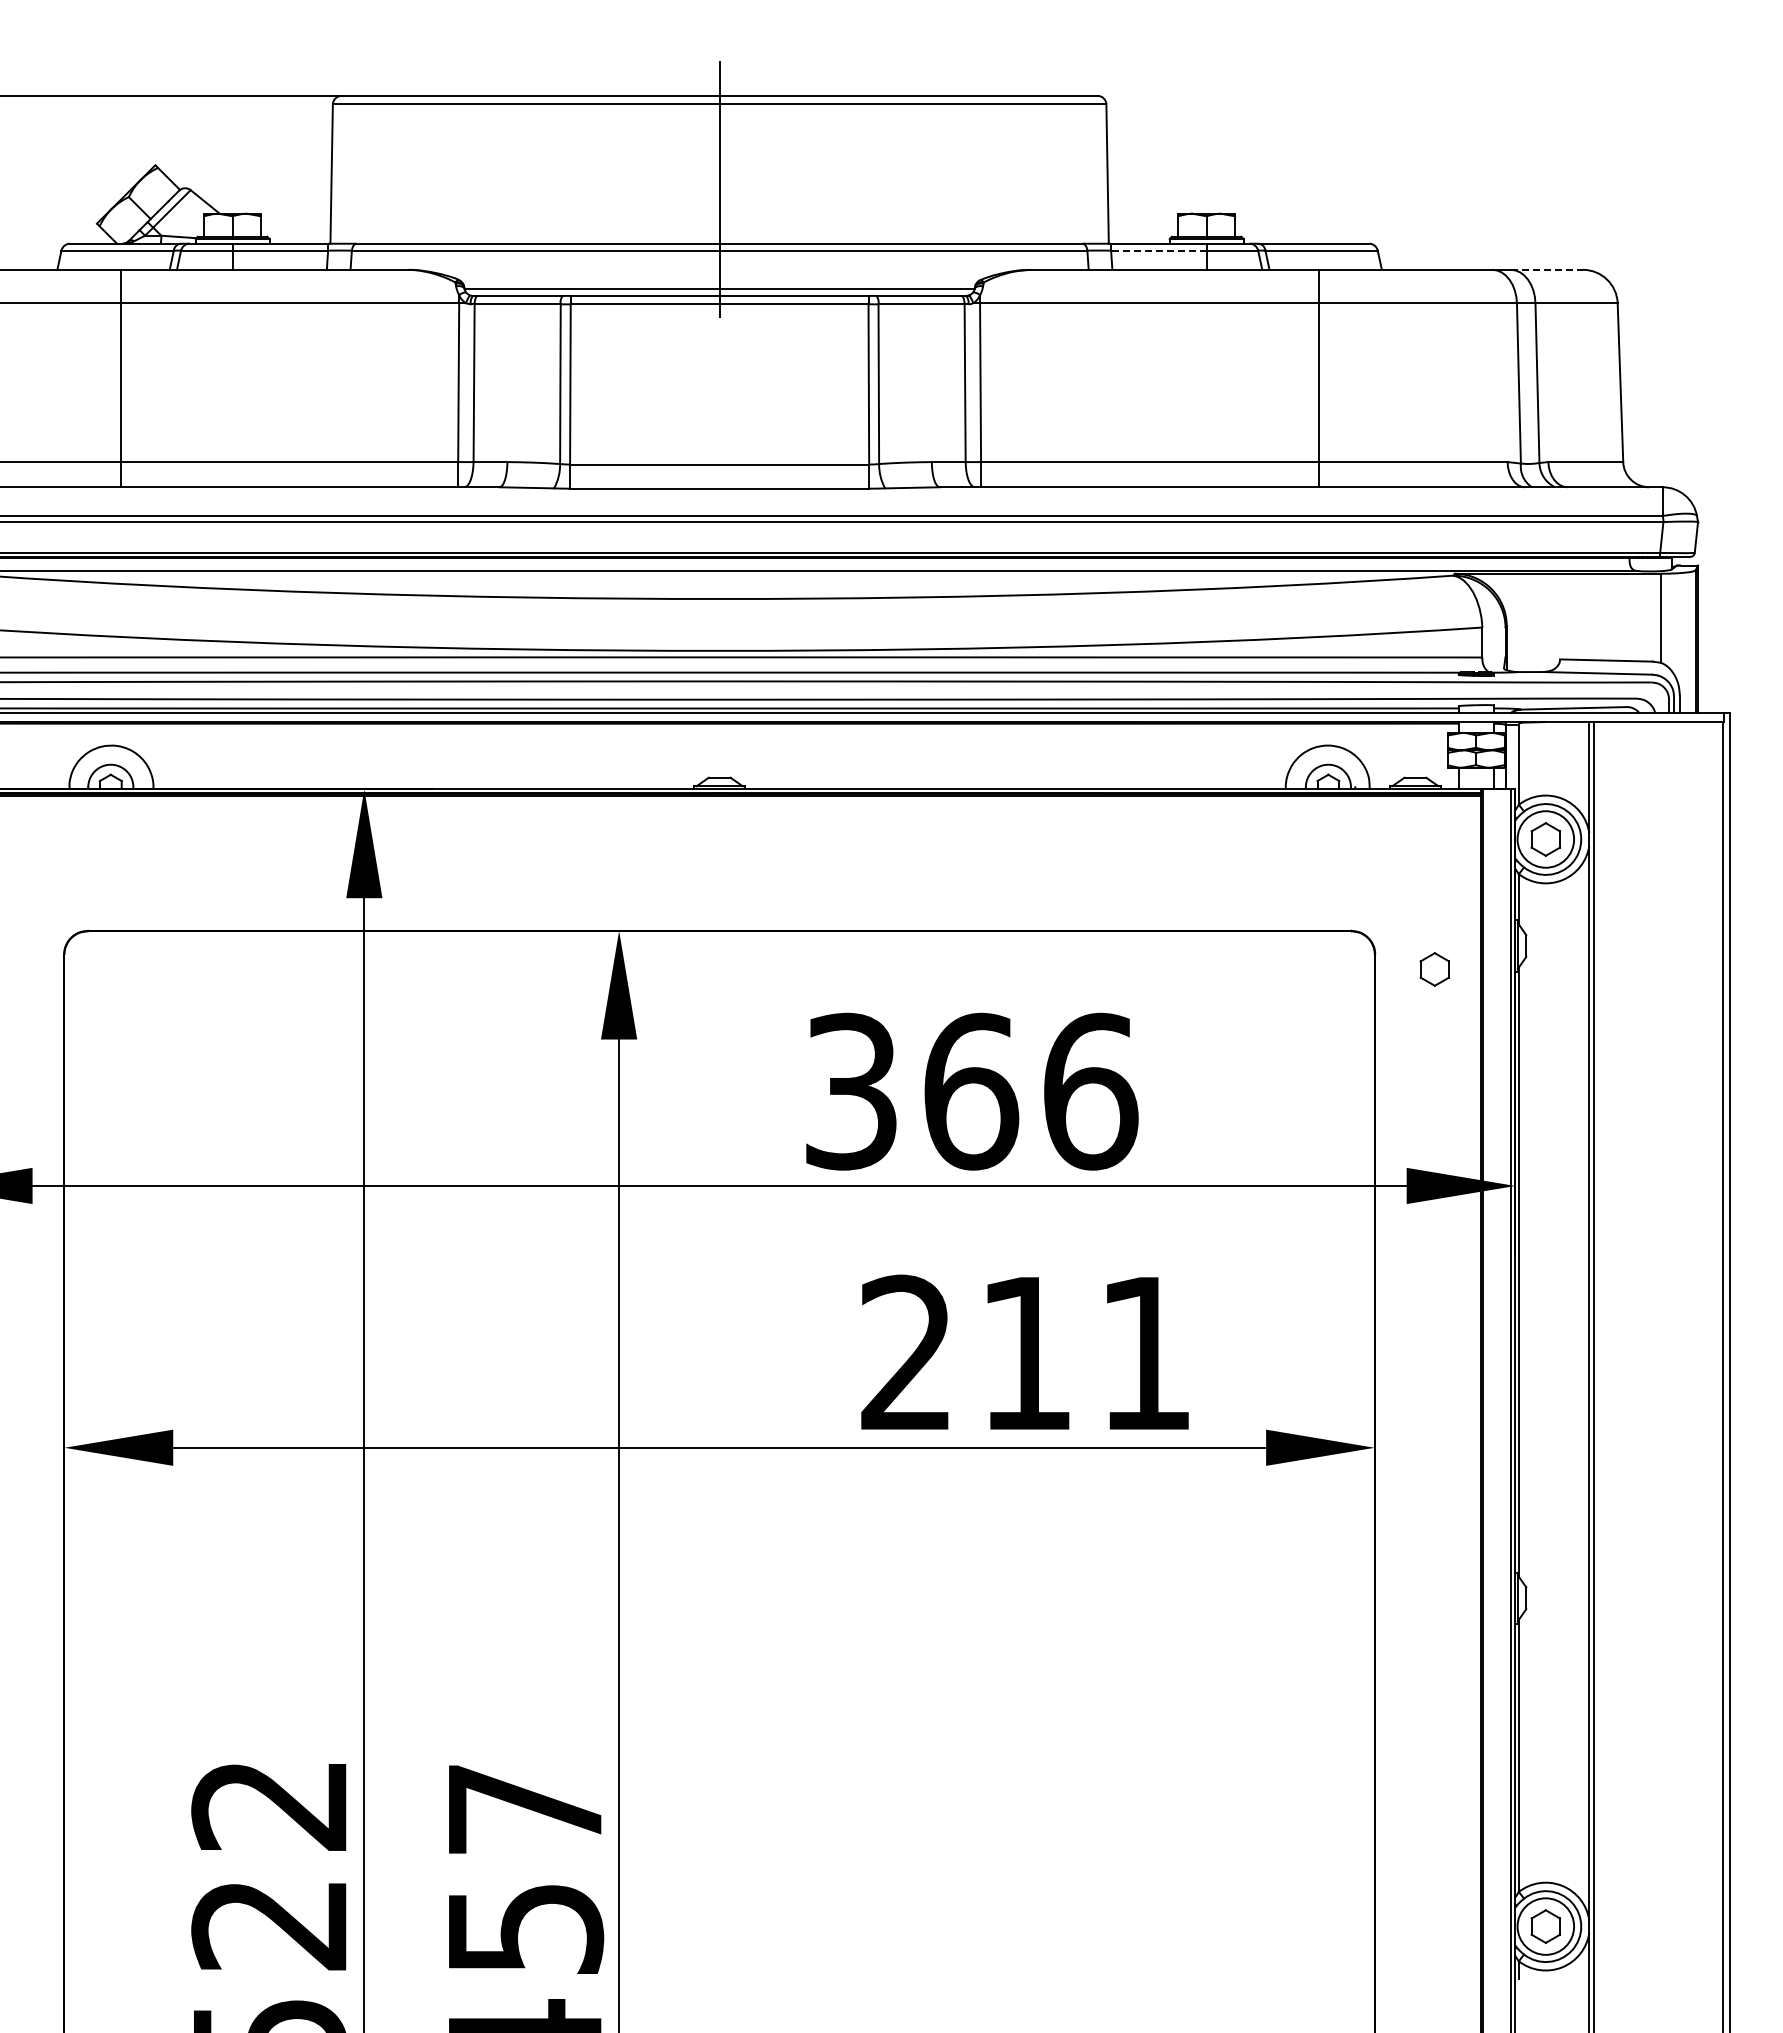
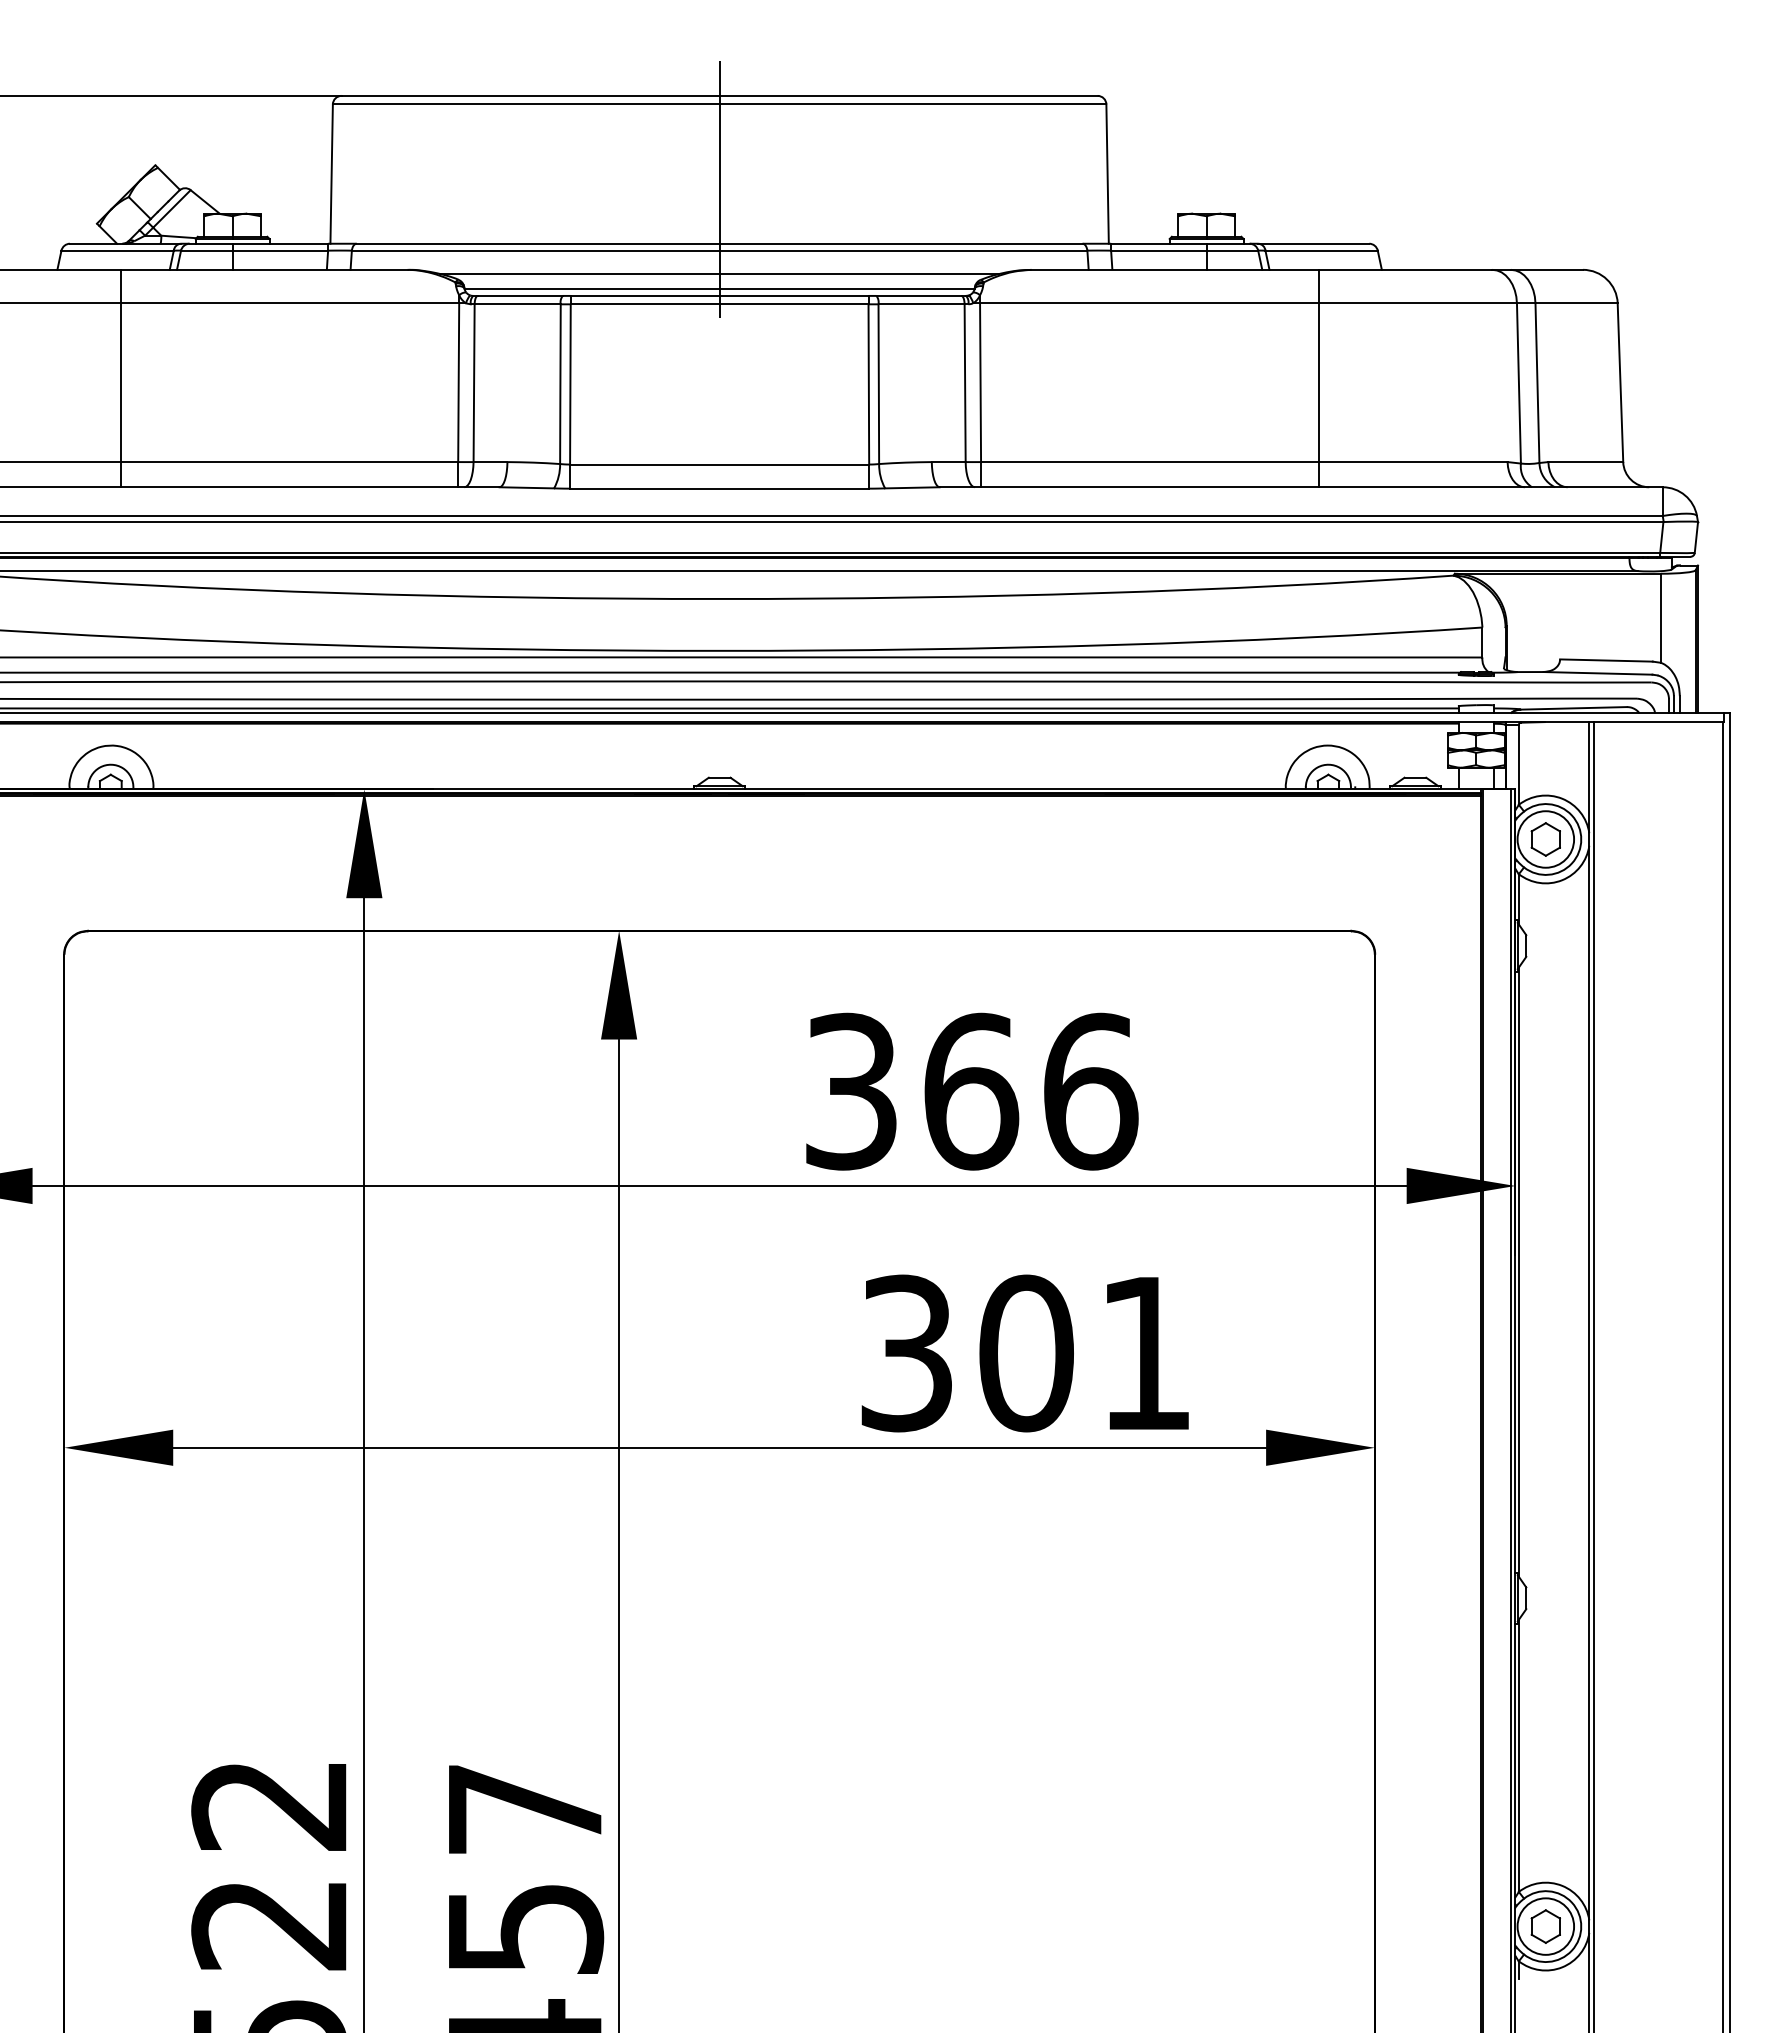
line: dashed -> solid (1158, 250)
line: dashed -> solid (1547, 269)
line: none -> present (719, 274)
part: present -> none (1434, 969)
text: 211 -> 301 (967, 1353)
